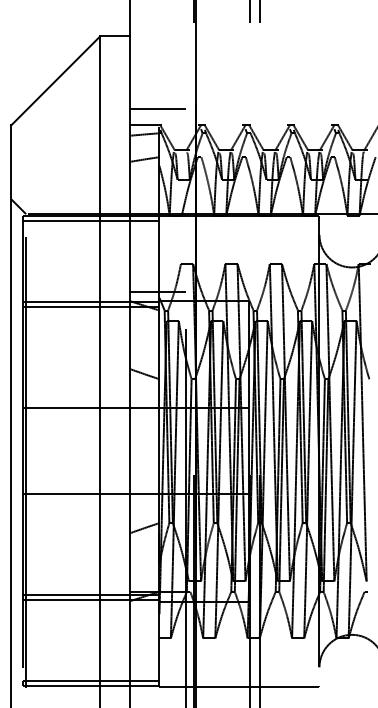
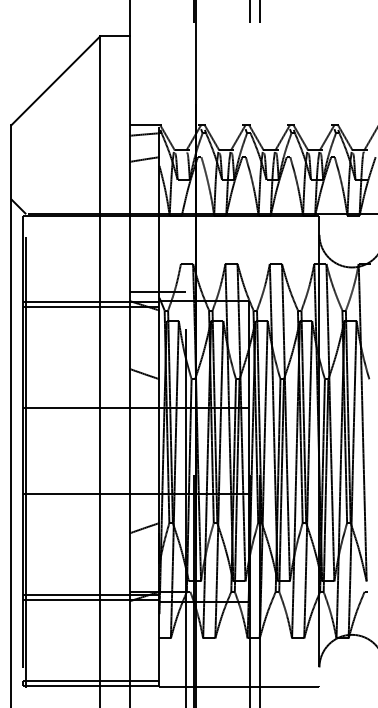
line: present -> none (157, 108)
line: present -> none (91, 220)
